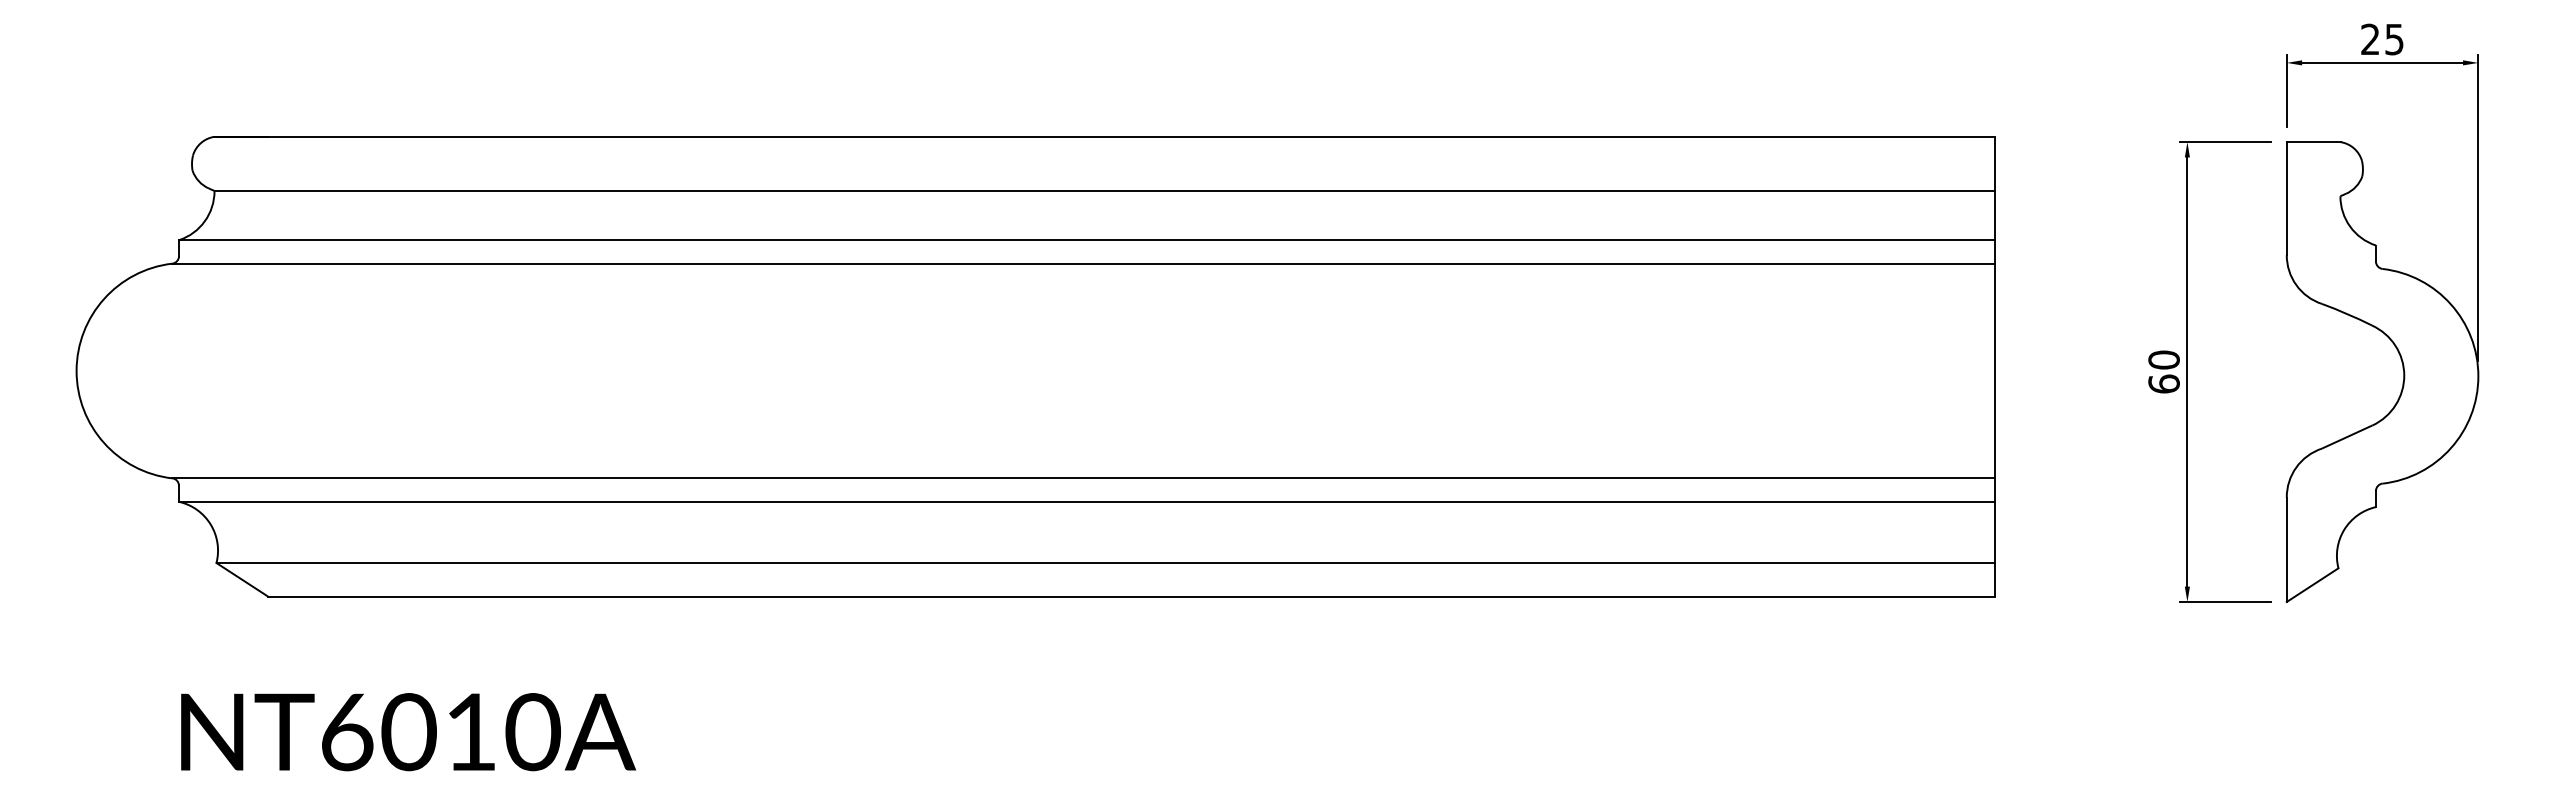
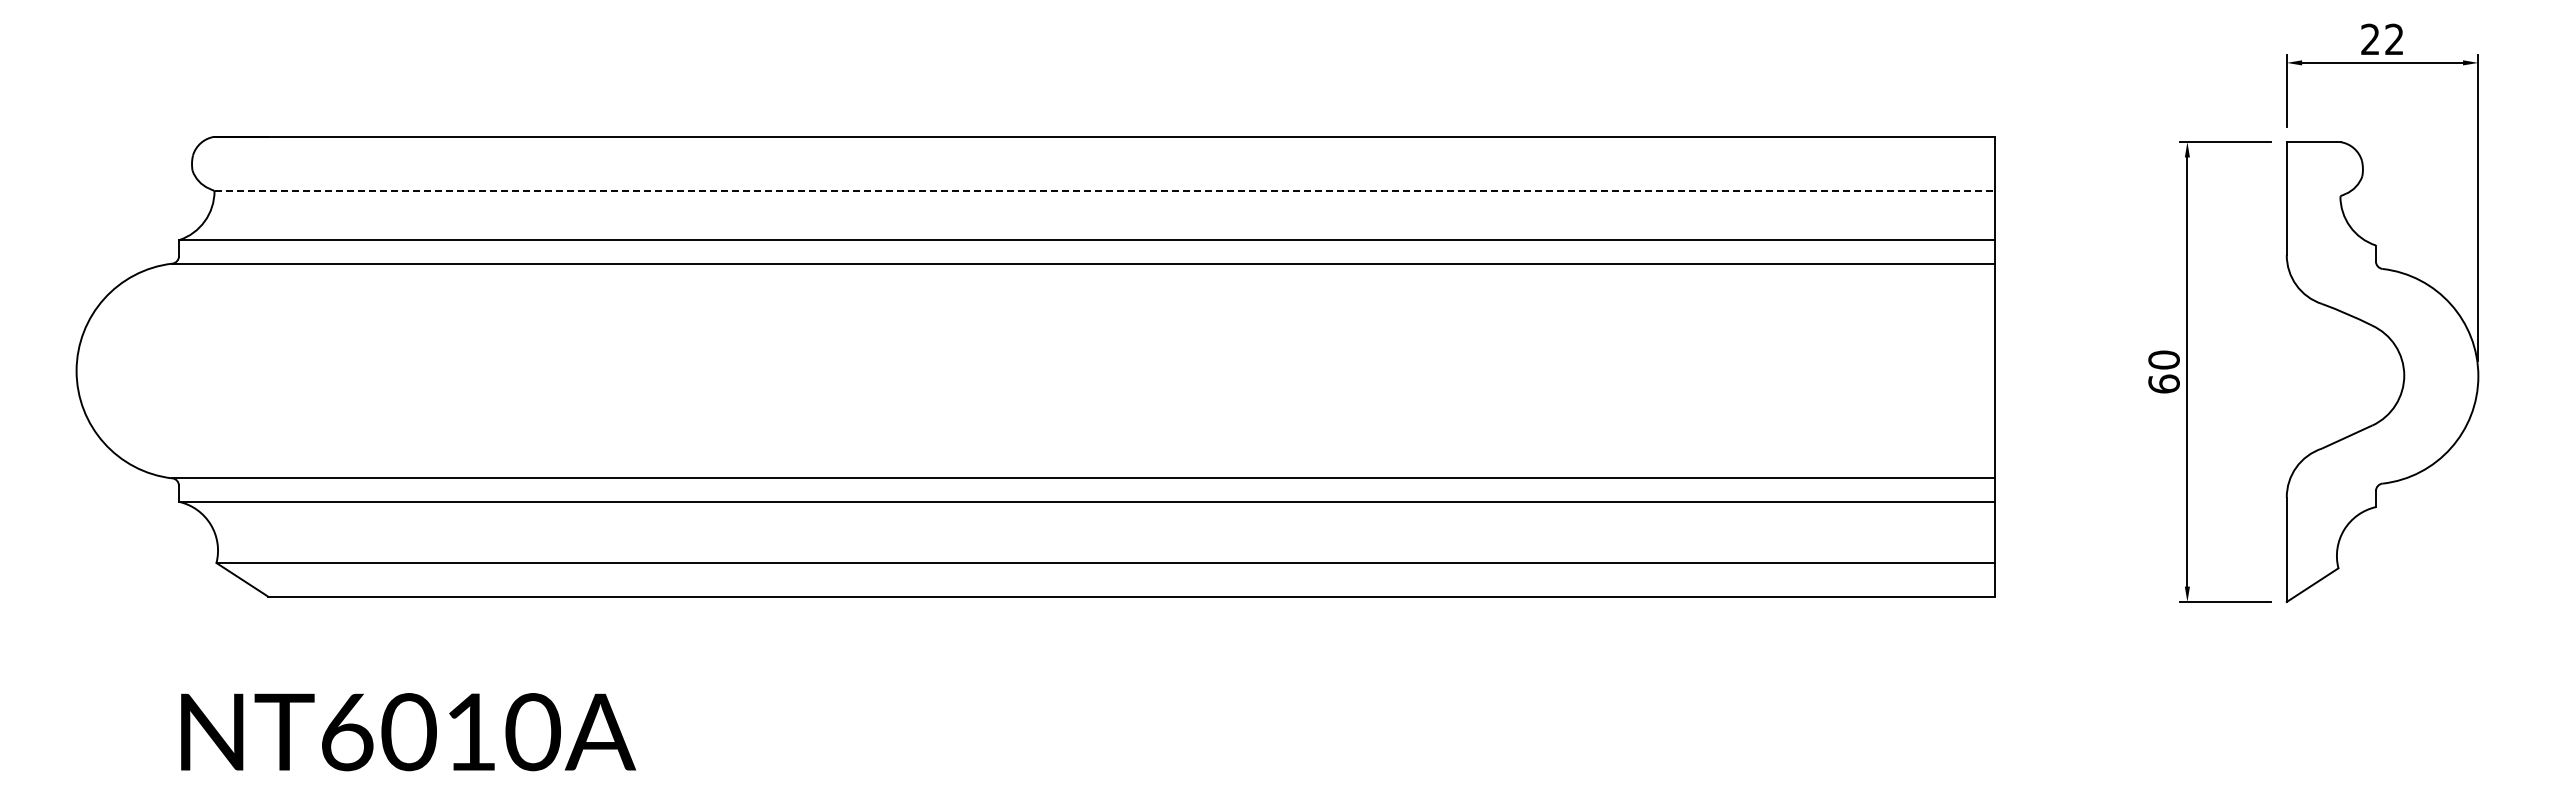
text: 25 -> 22 (2394, 39)
line: solid -> dashed (1104, 191)
